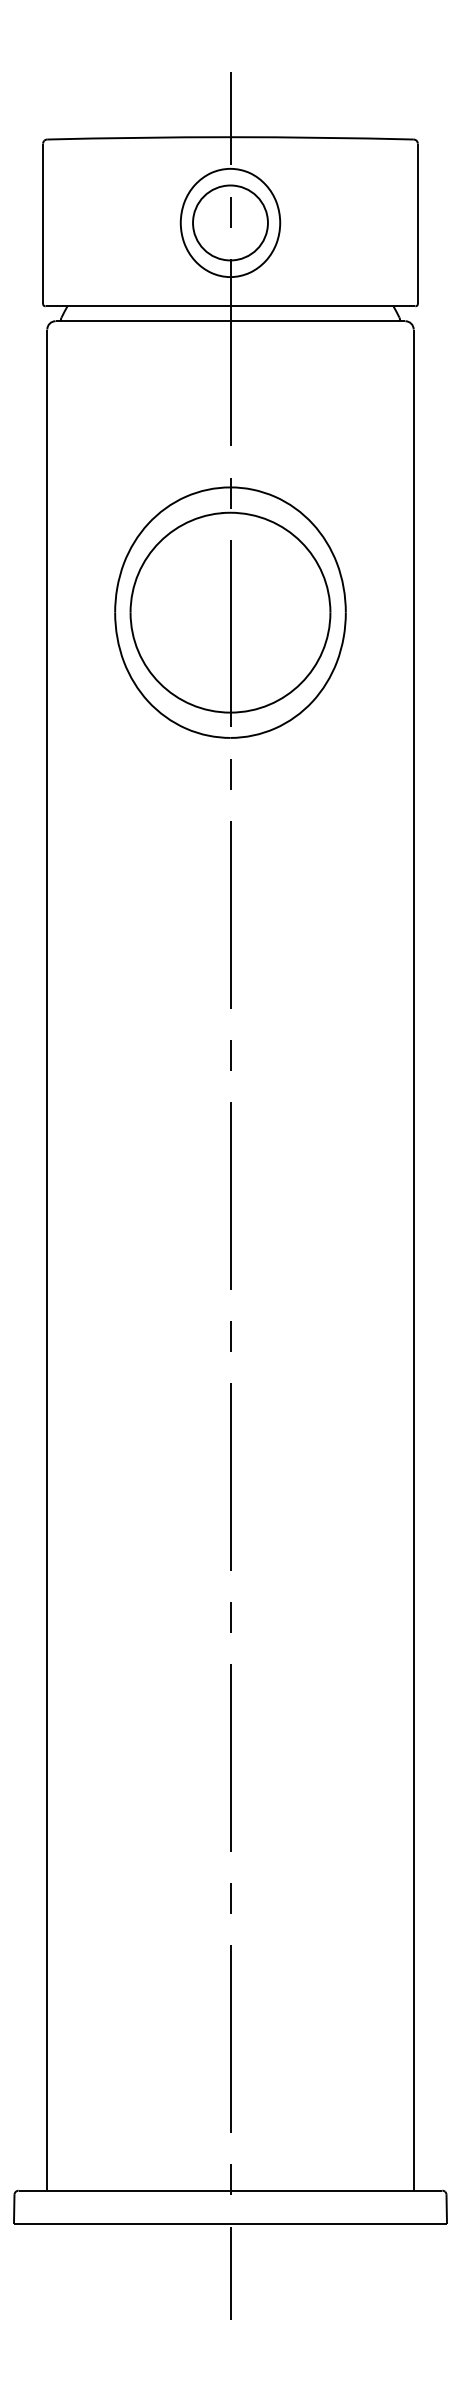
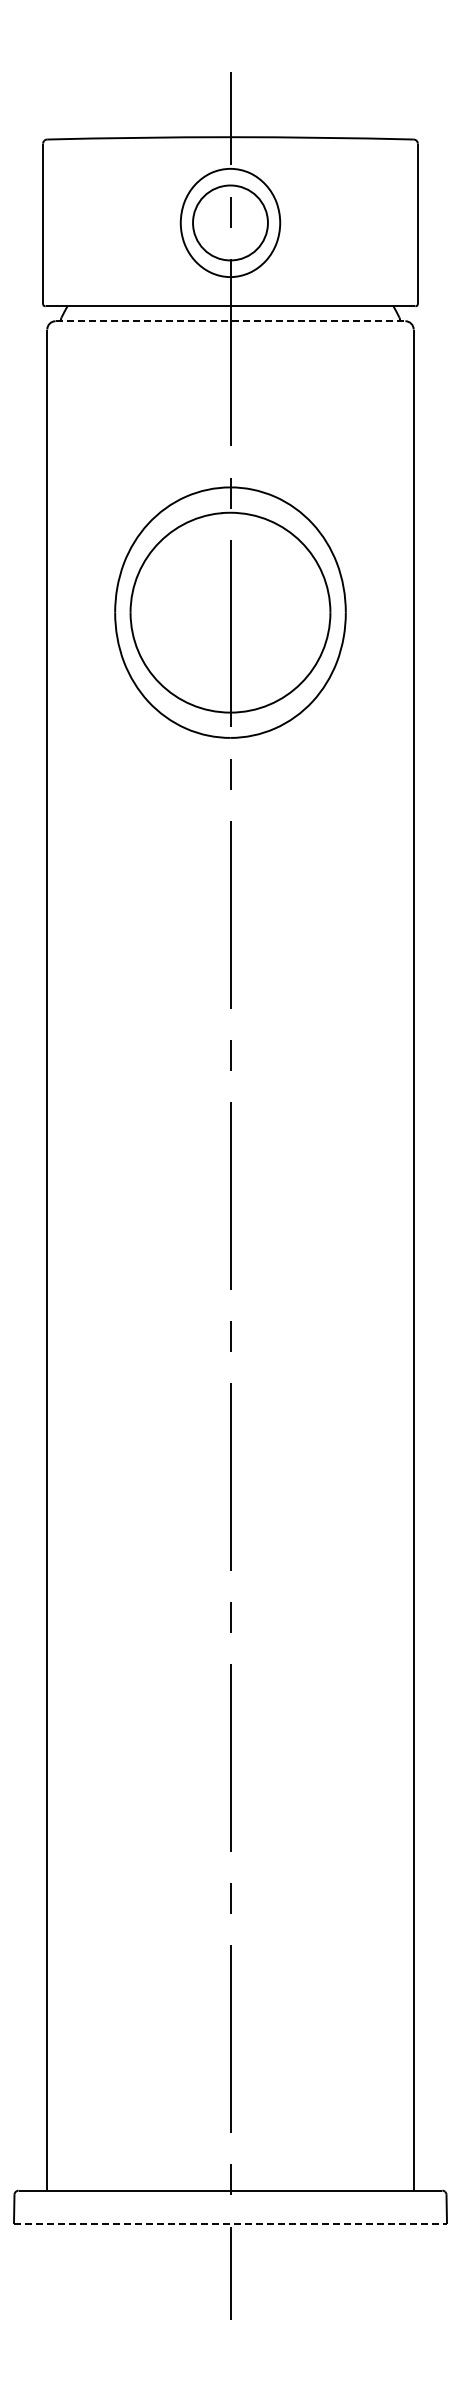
line: solid -> dashed (230, 321)
line: solid -> dashed (230, 2224)
